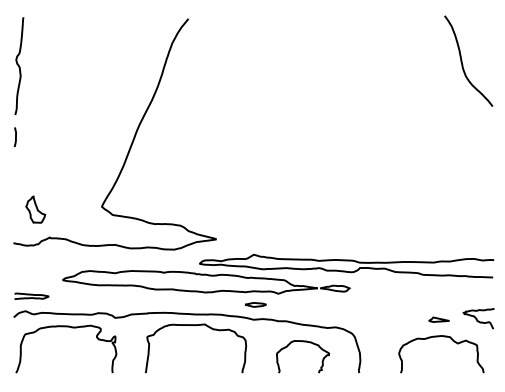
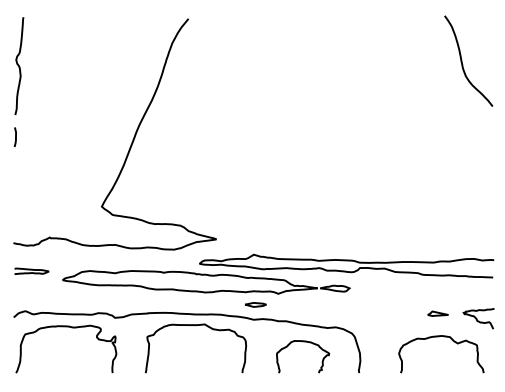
part: present -> none (35, 209)
curve position: (31, 295) -> (31, 270) (31, 270)
part position: (438, 319) -> (437, 313) (437, 313)
